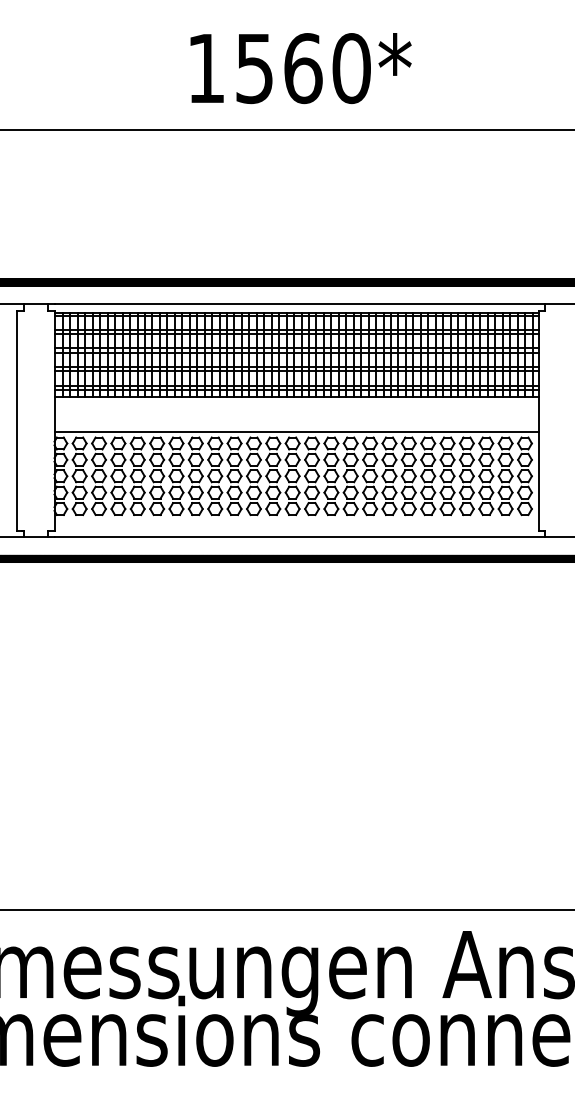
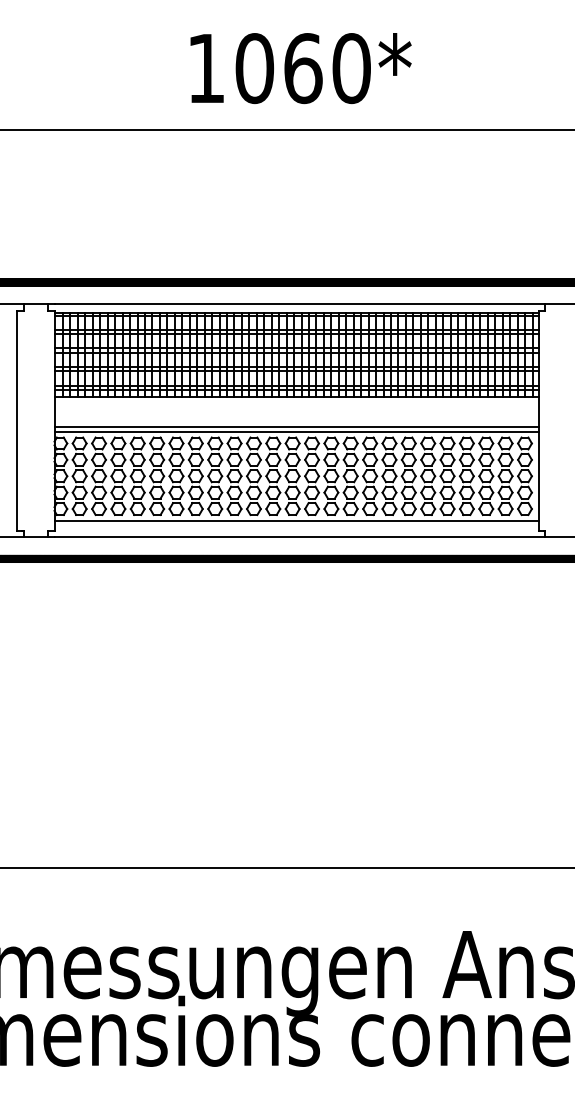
text: 1560 -> 1060 (254, 68)
line: none -> present (296, 426)
line: none -> present (296, 520)
line position: (286, 910) -> (286, 868) (286, 868)
